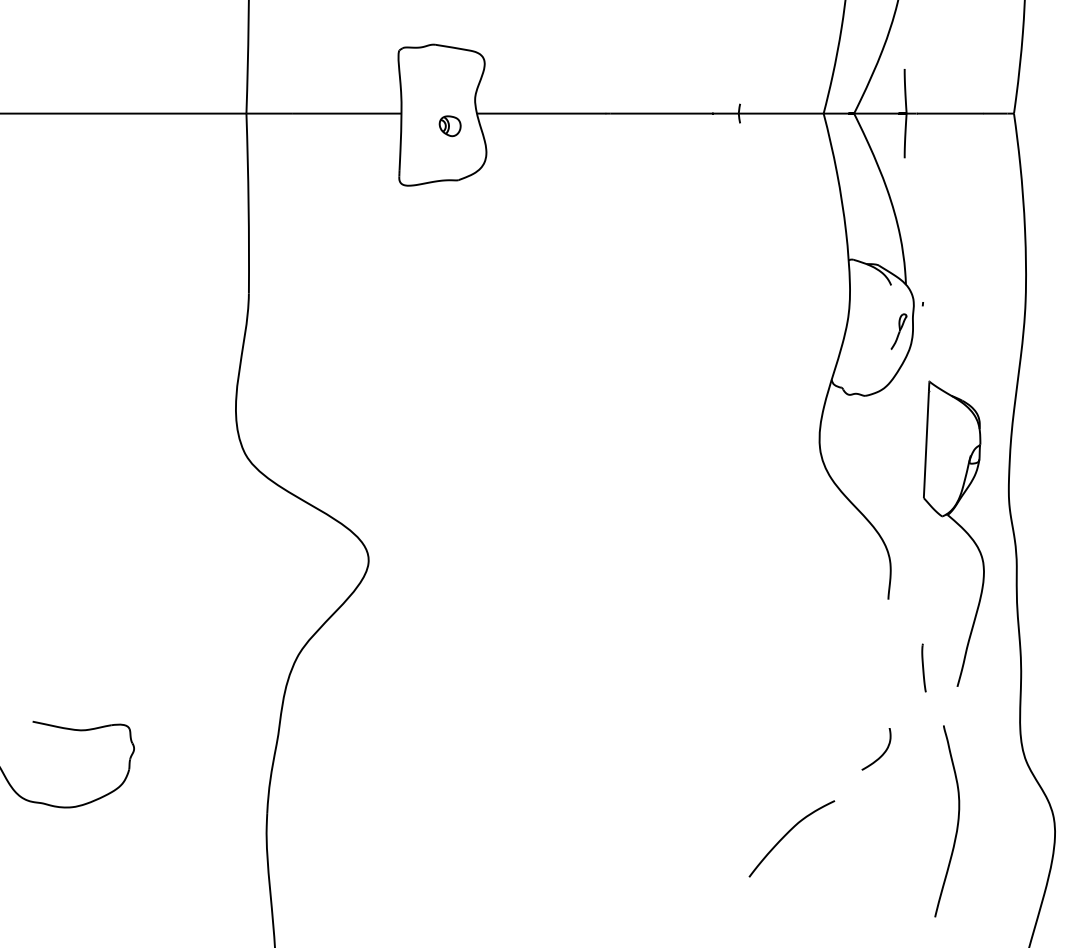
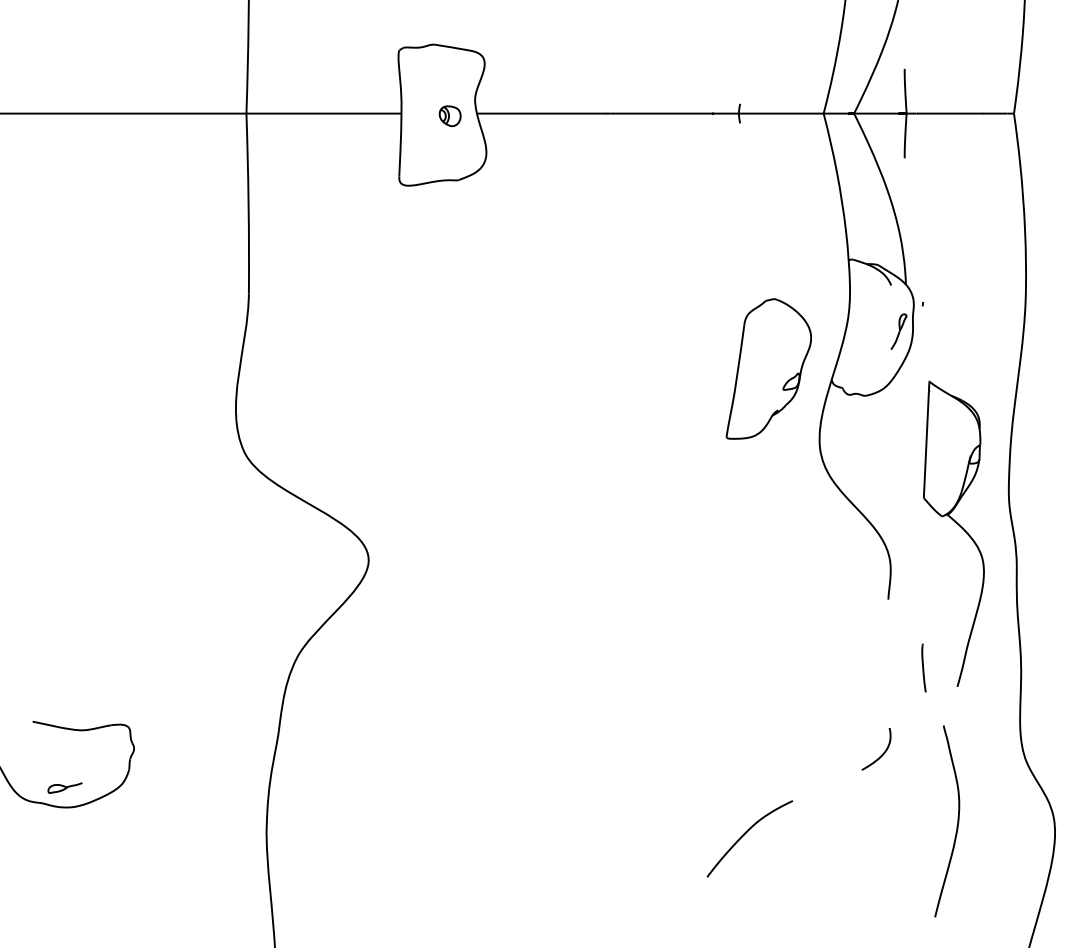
part position: (449, 126) -> (449, 116) (449, 116)
part: none -> present (768, 368)
part: none -> present (64, 787)
curve position: (787, 834) -> (745, 834) (745, 834)
